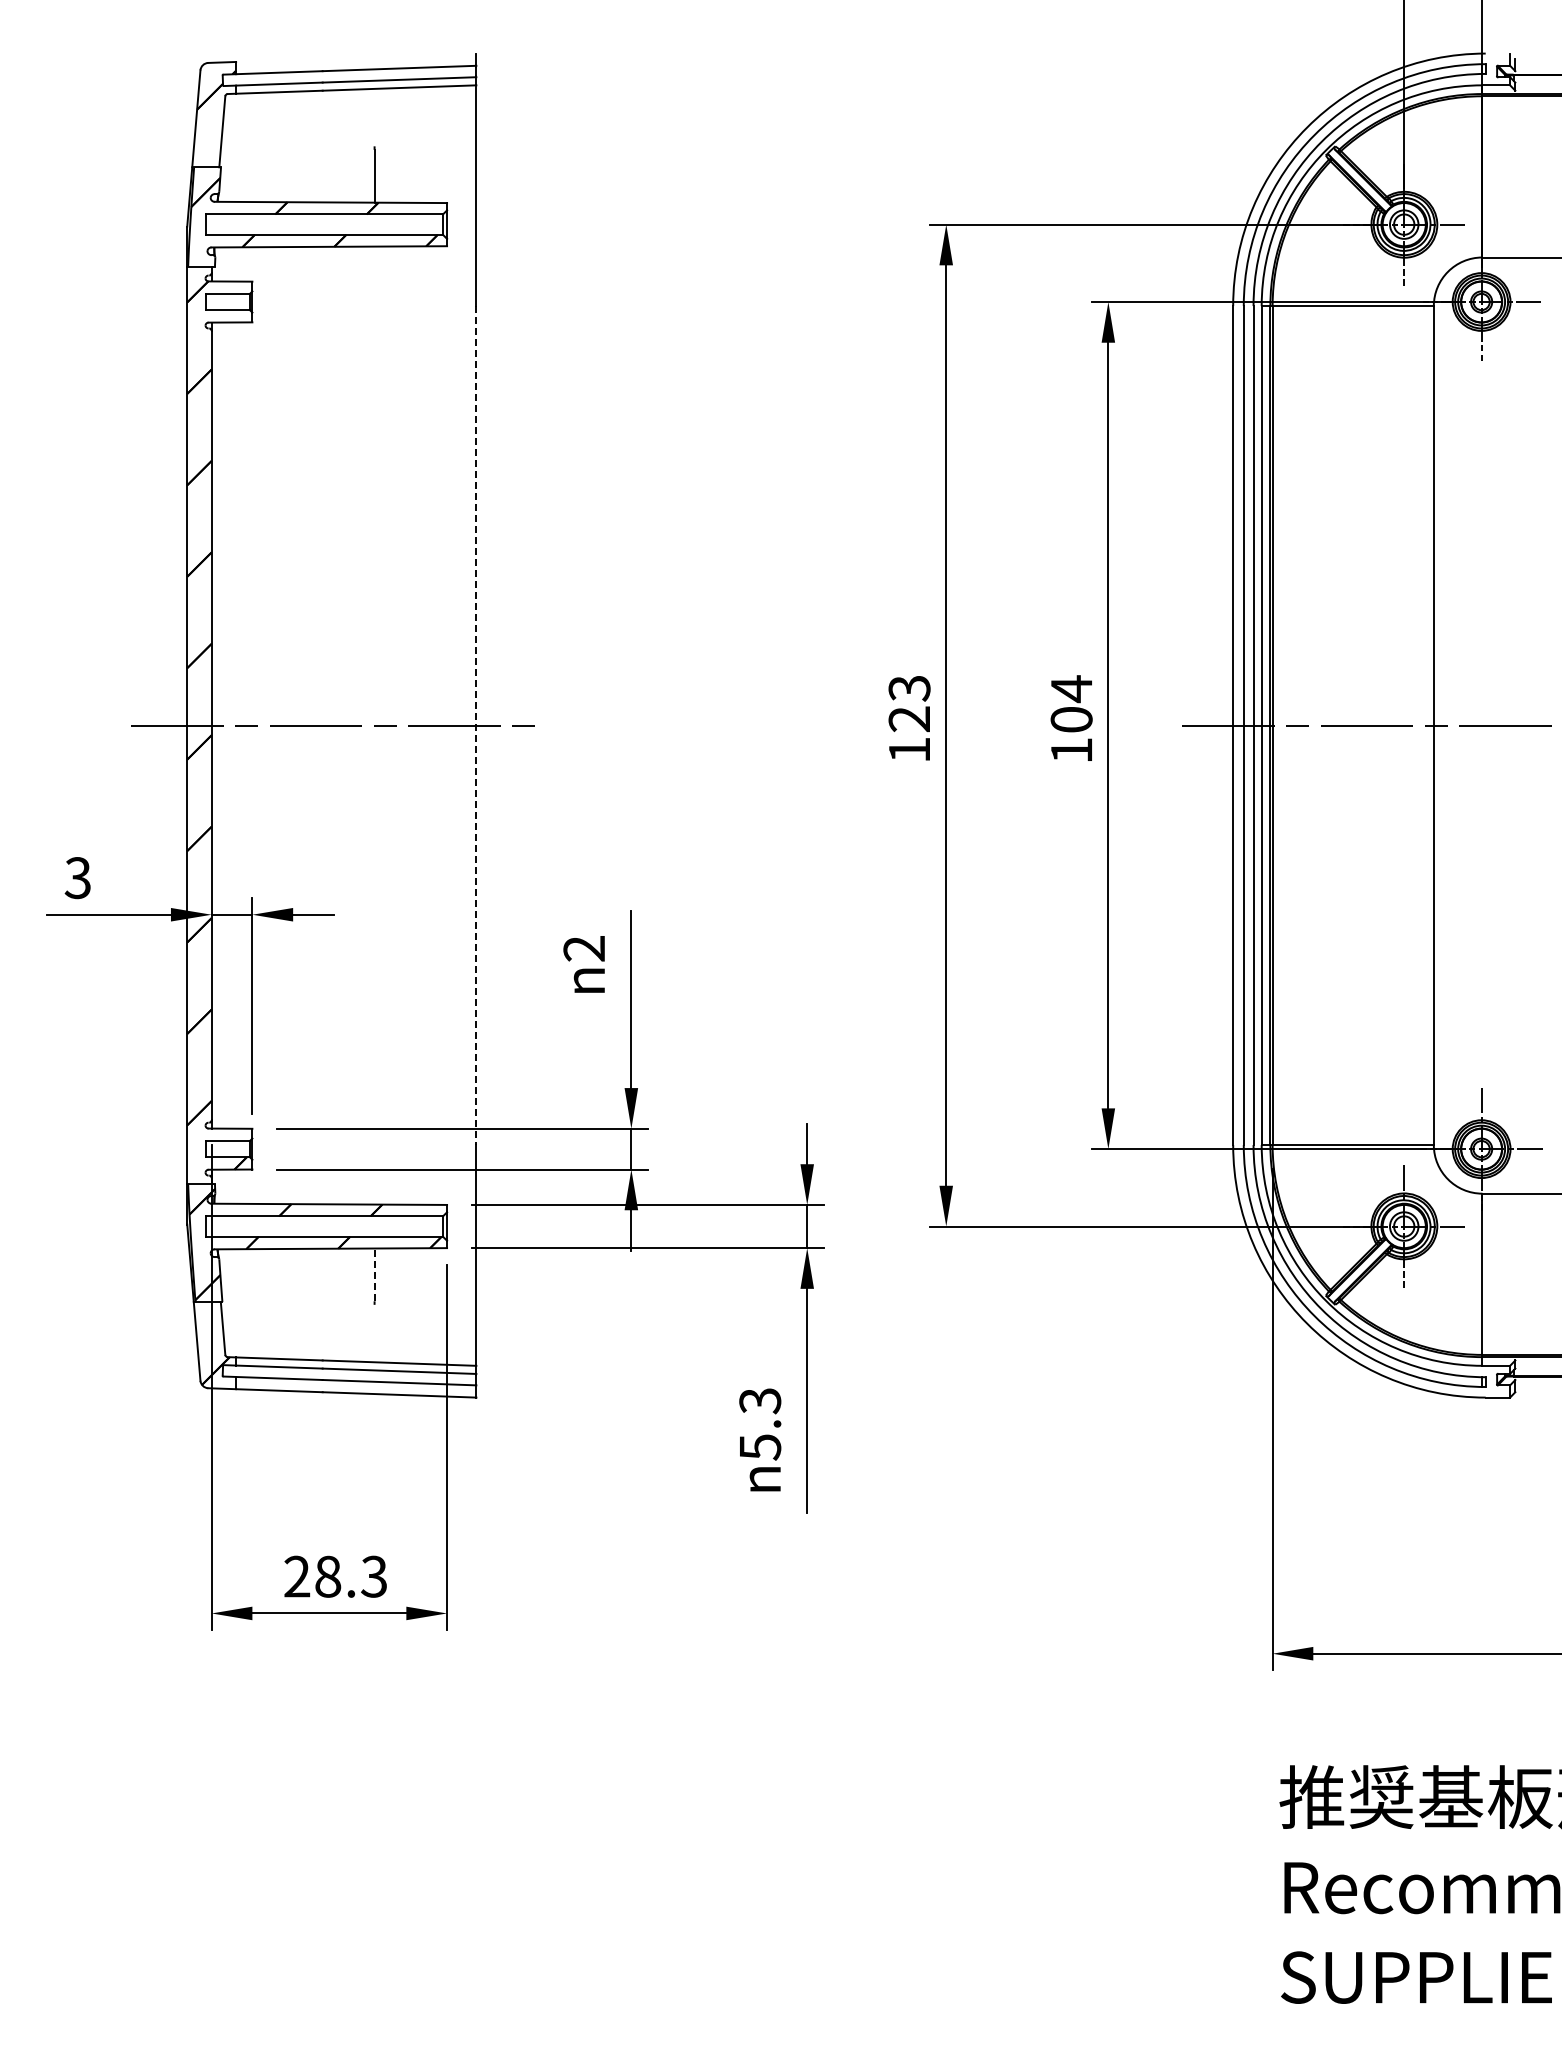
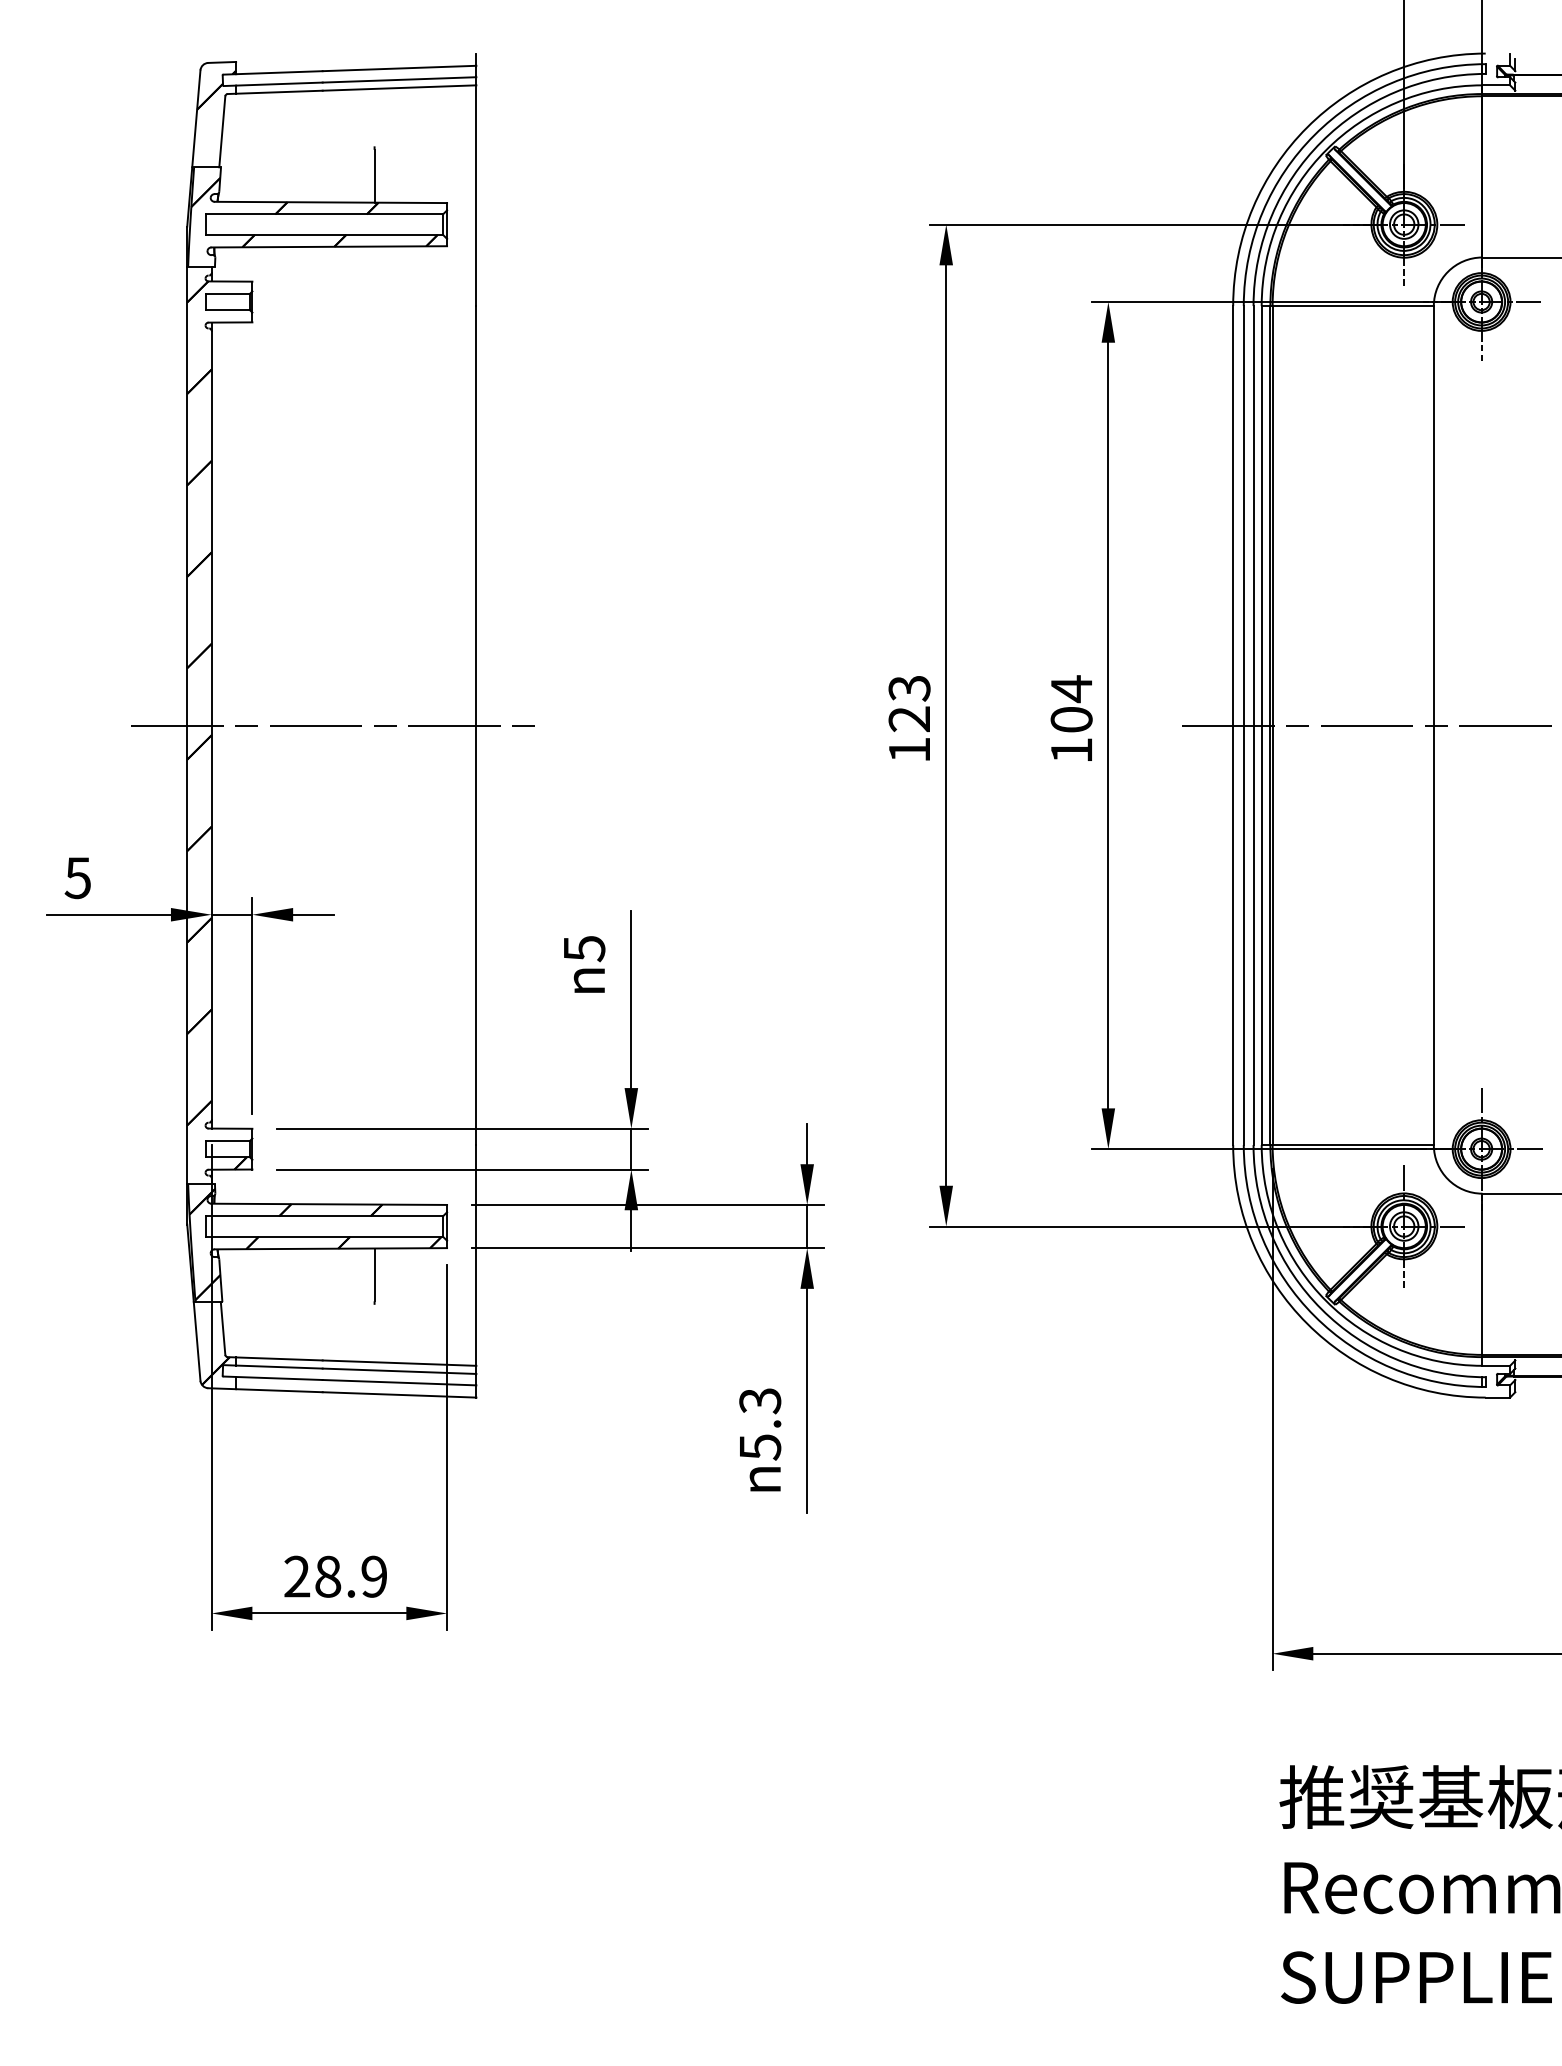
line: dashed -> solid (476, 726)
text: 3 -> 5 (77, 877)
text: n2 -> n5 (584, 949)
line: dashed -> solid (374, 1274)
text: 28.3 -> 28.9 (373, 1576)
